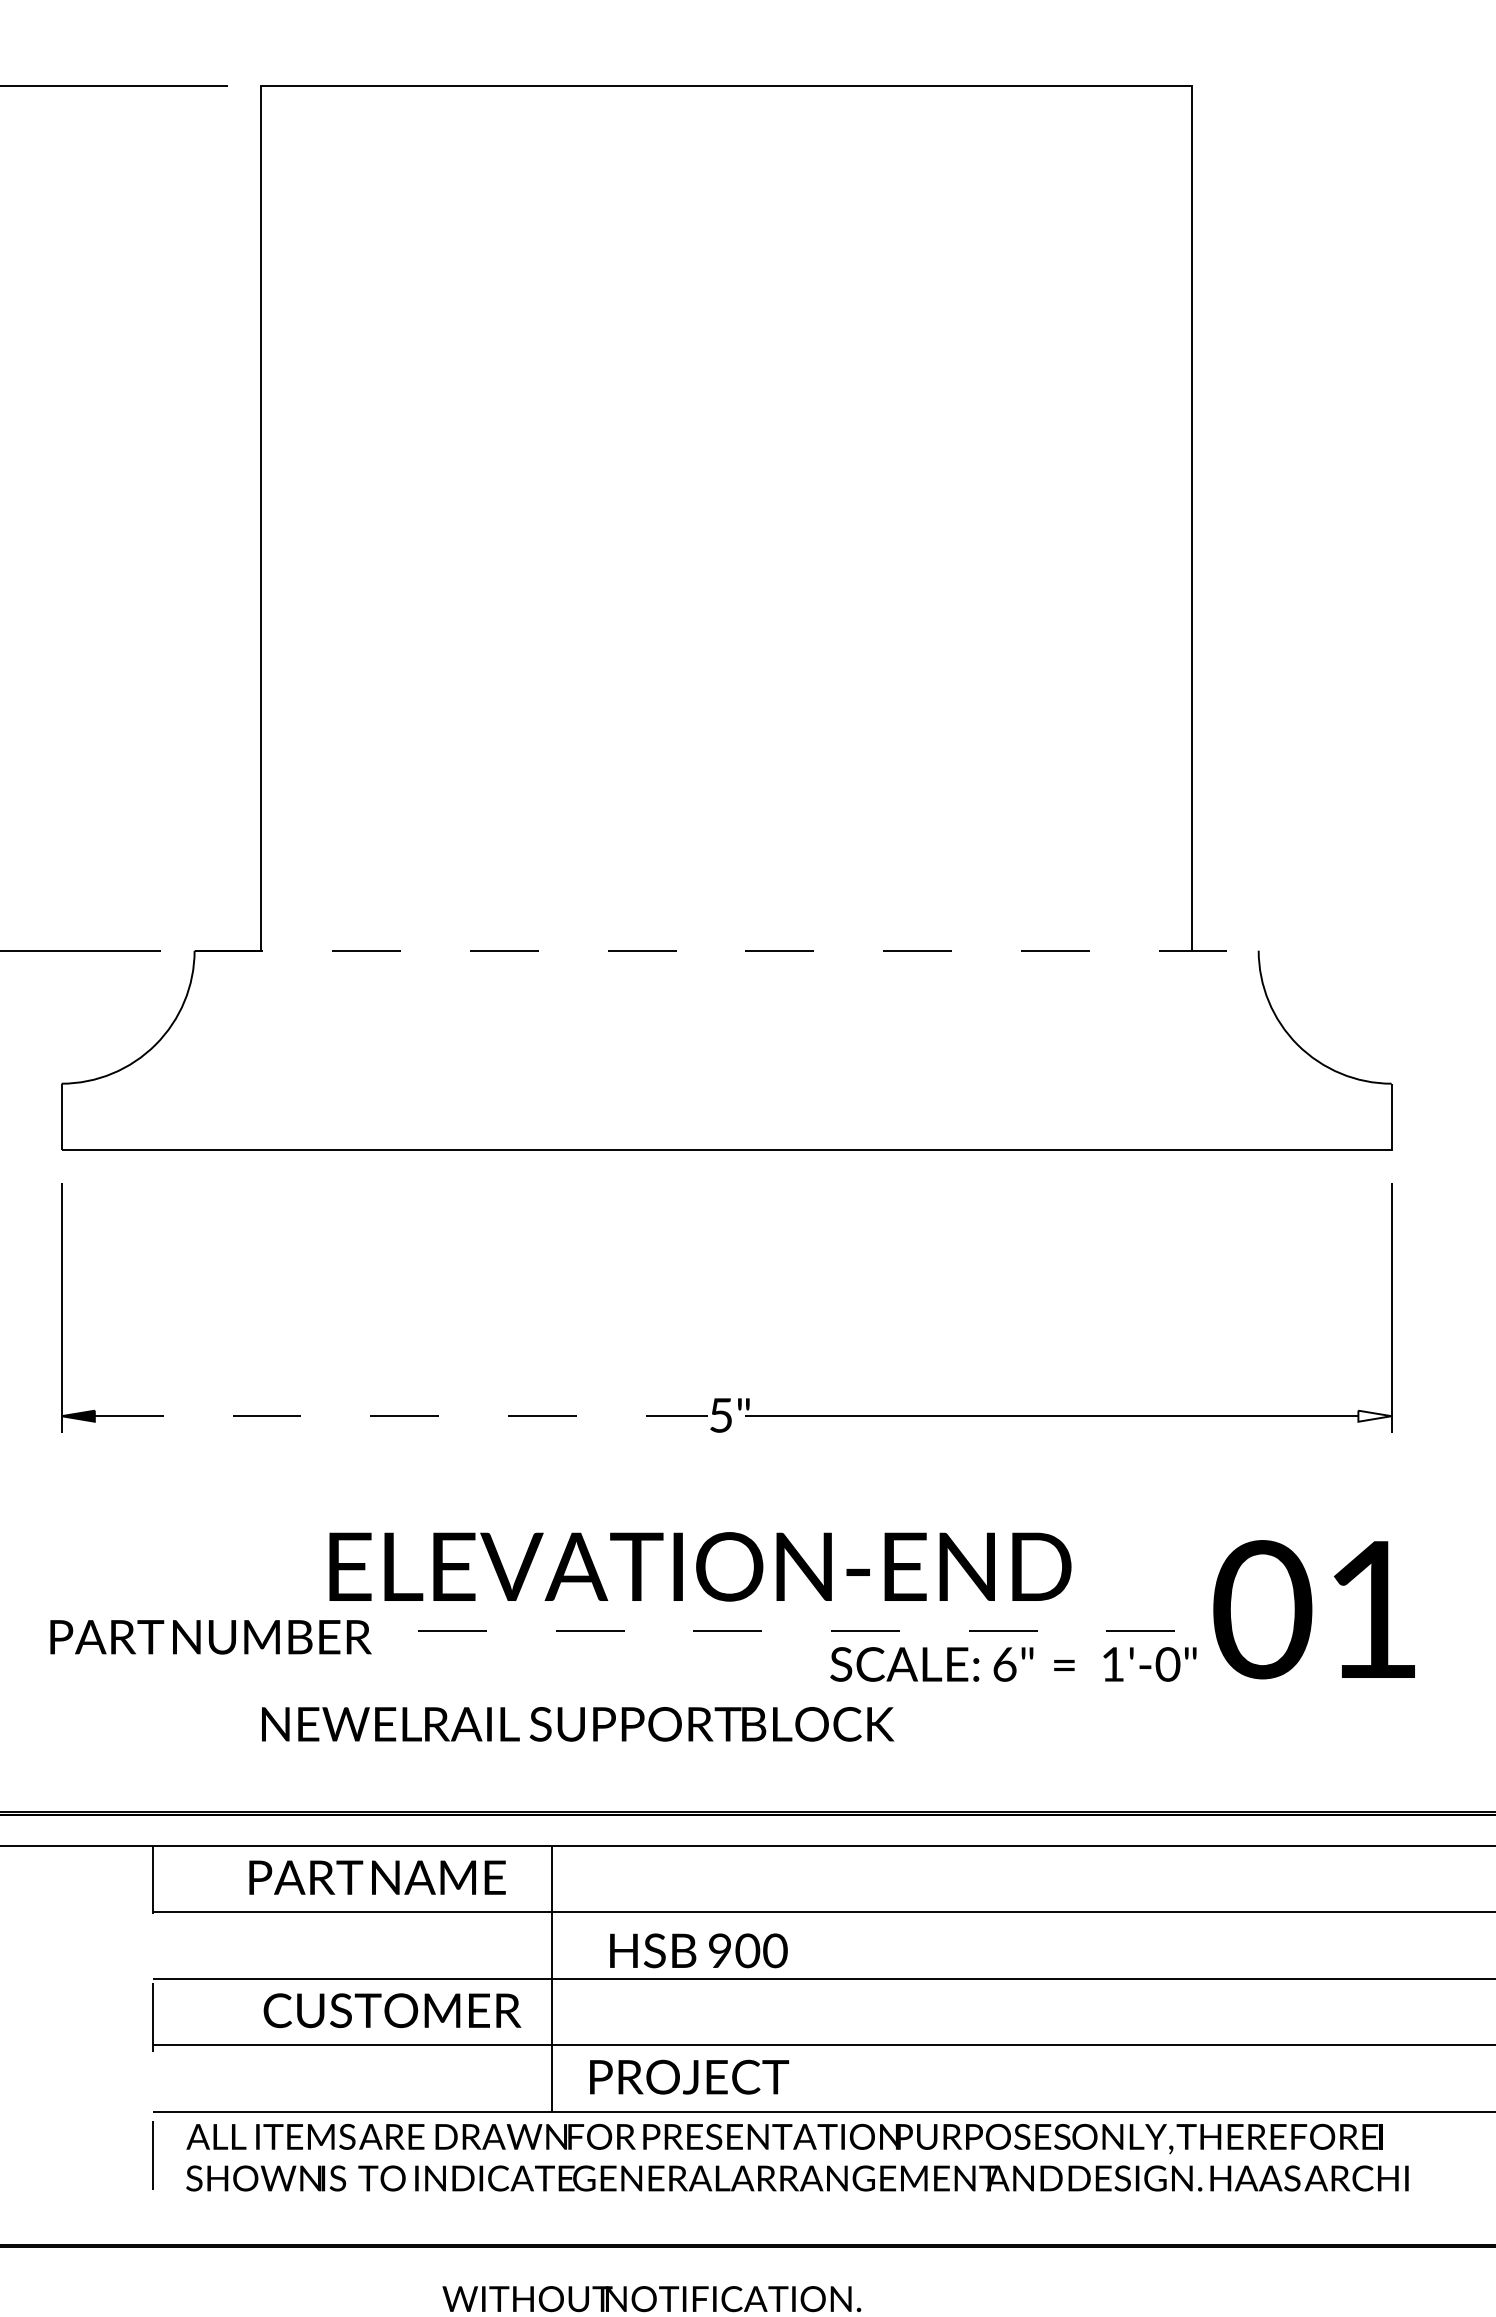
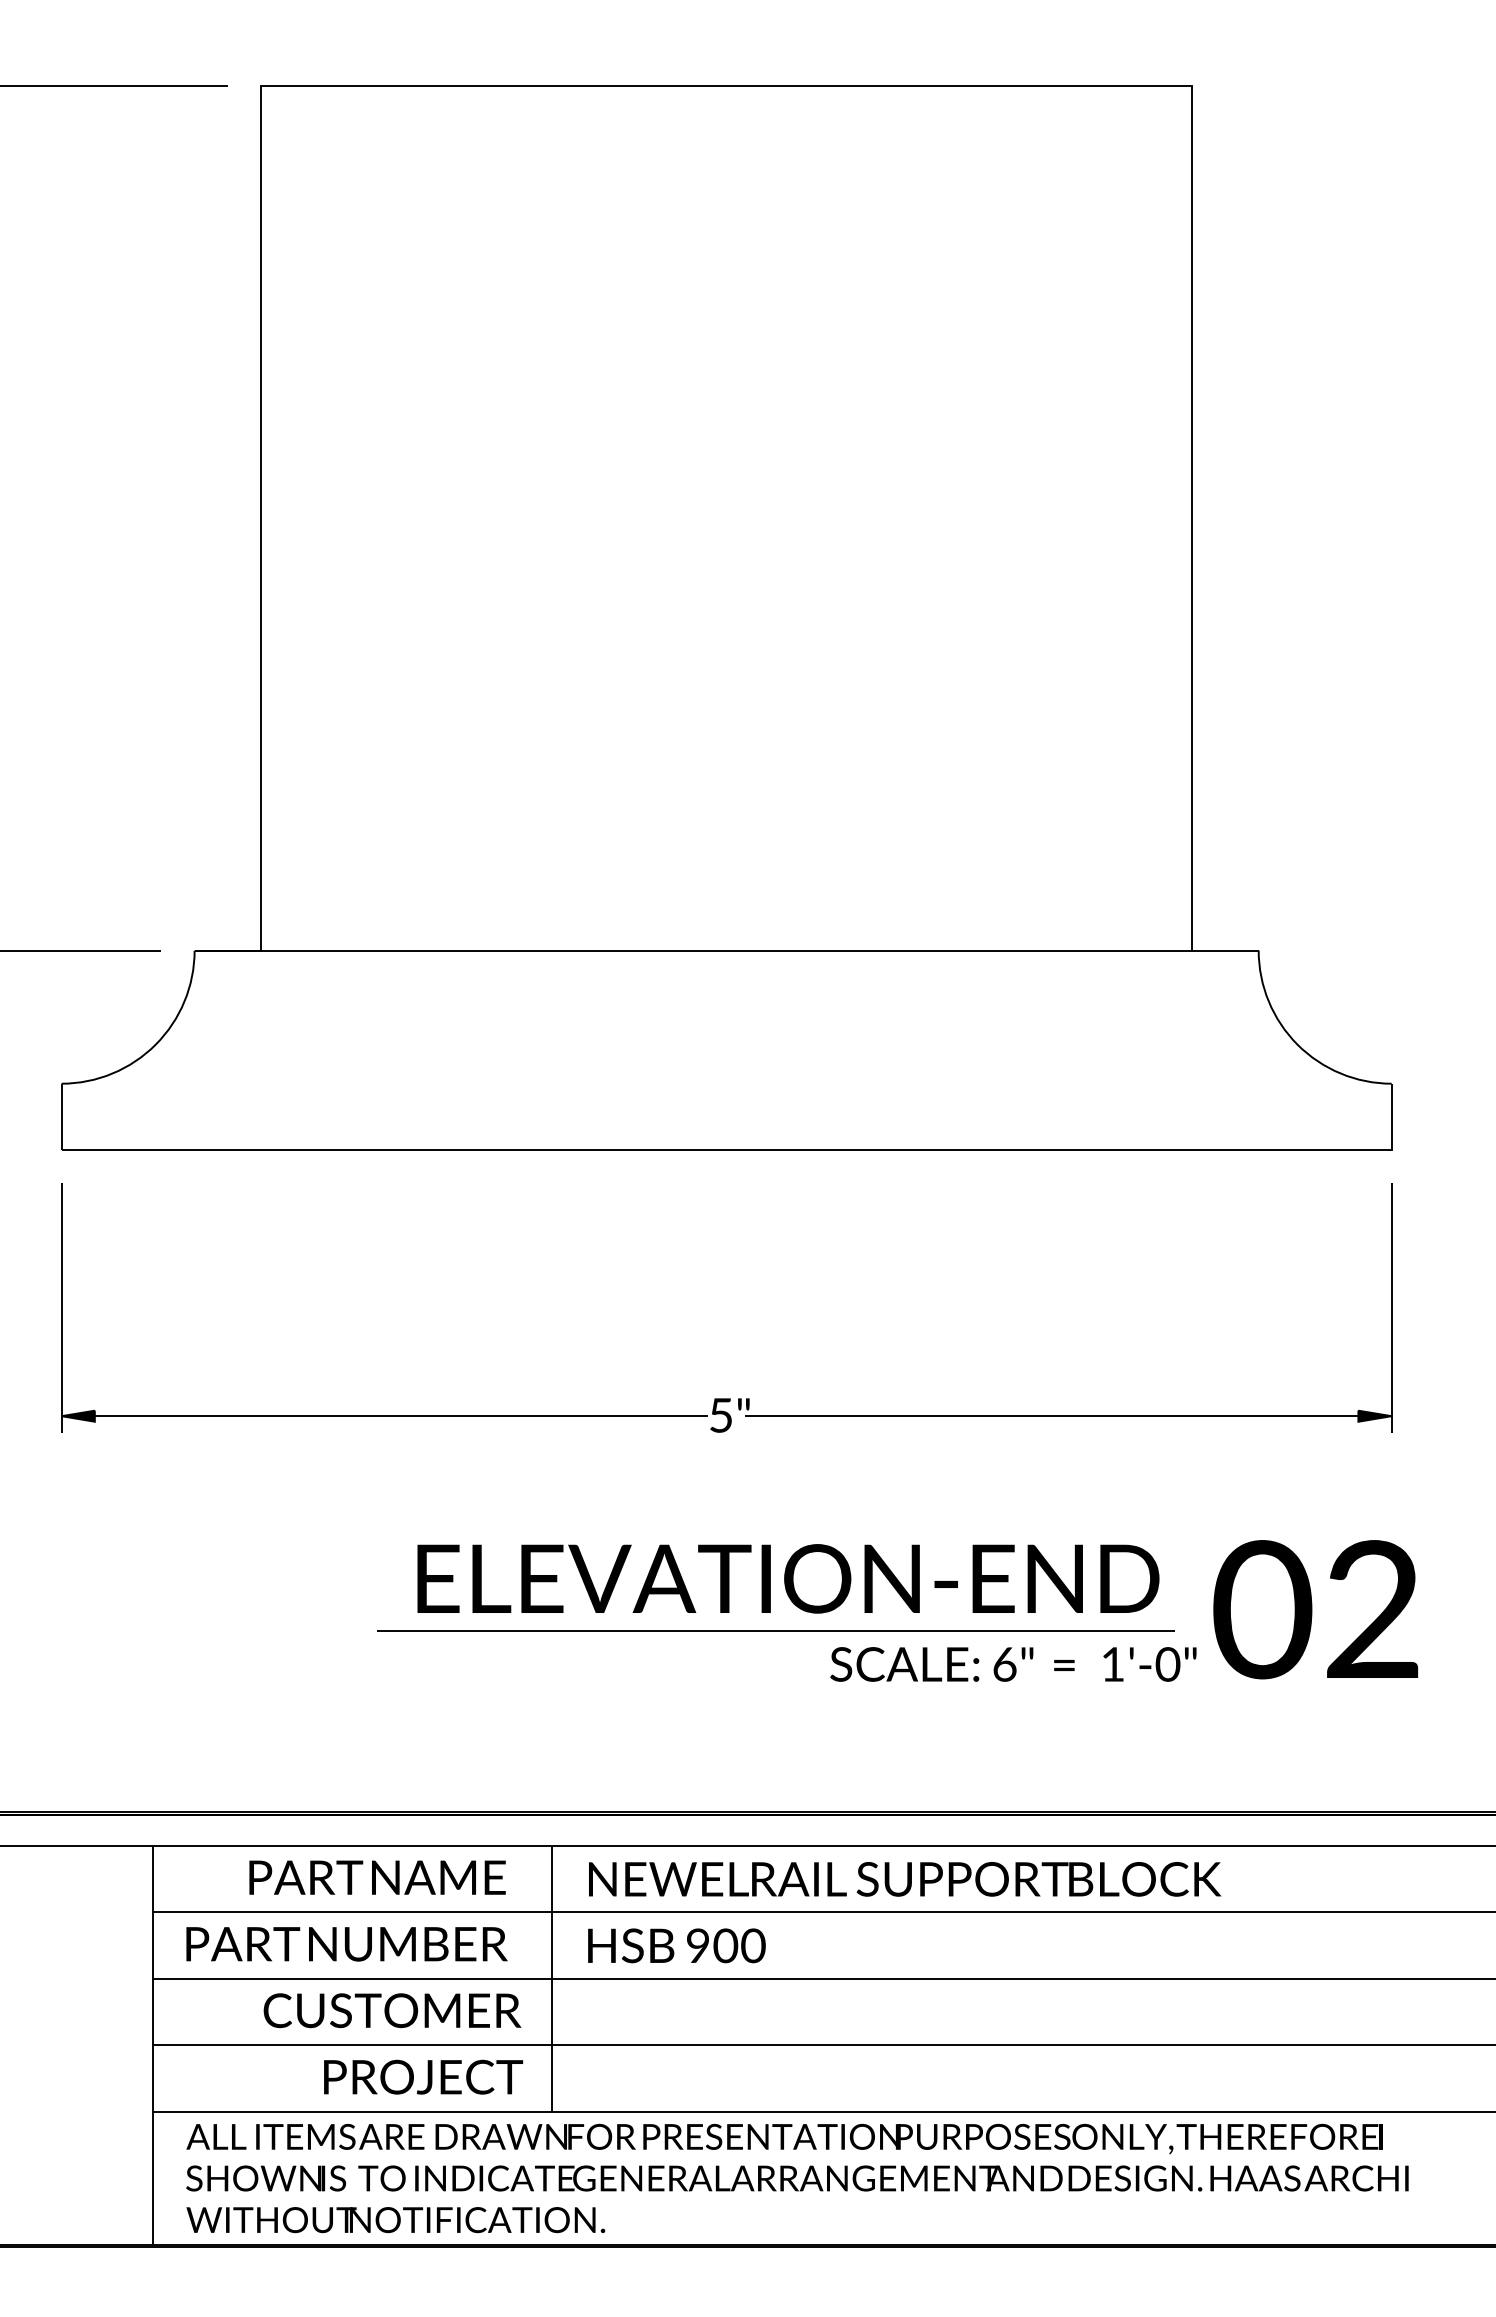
line: dashed -> solid (727, 950)
fill: none -> present (1374, 1415)
line: dashed -> solid (401, 1416)
text position: (700, 1566) -> (788, 1578) (788, 1578)
text: 01 -> 02 (1372, 1608)
line: dashed -> solid (775, 1631)
text position: (210, 1637) -> (346, 1944) (346, 1944)
text position: (578, 1724) -> (905, 1879) (905, 1879)
text position: (698, 1950) -> (676, 1945) (676, 1945)
line: dashed -> solid (152, 2045)
text position: (689, 2076) -> (423, 2076) (423, 2076)
text position: (651, 2299) -> (395, 2220) (395, 2220)
